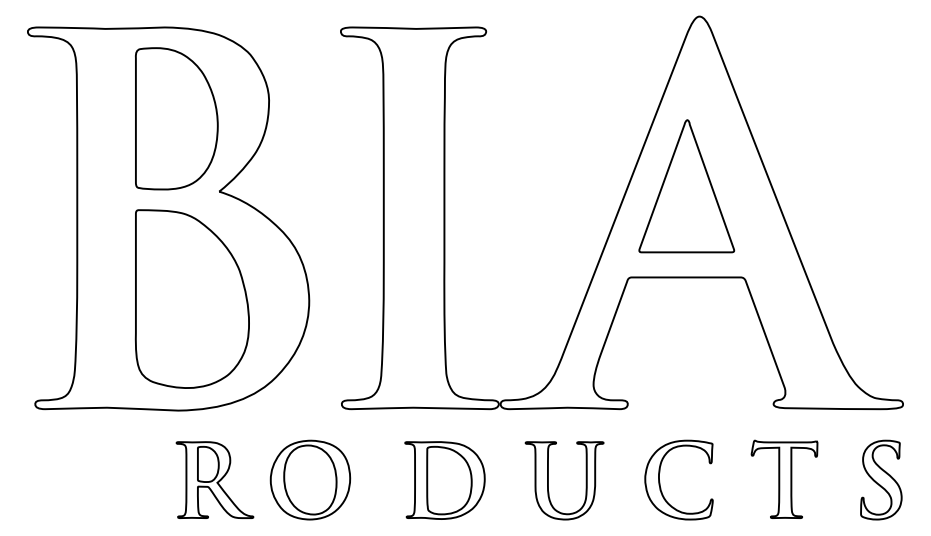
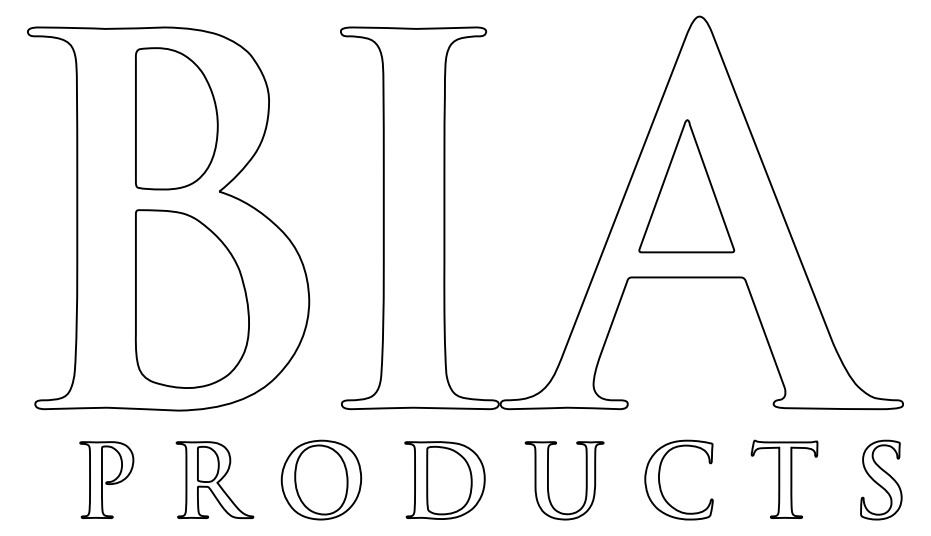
part: none -> present (106, 479)
part position: (310, 479) -> (321, 479) (321, 479)
